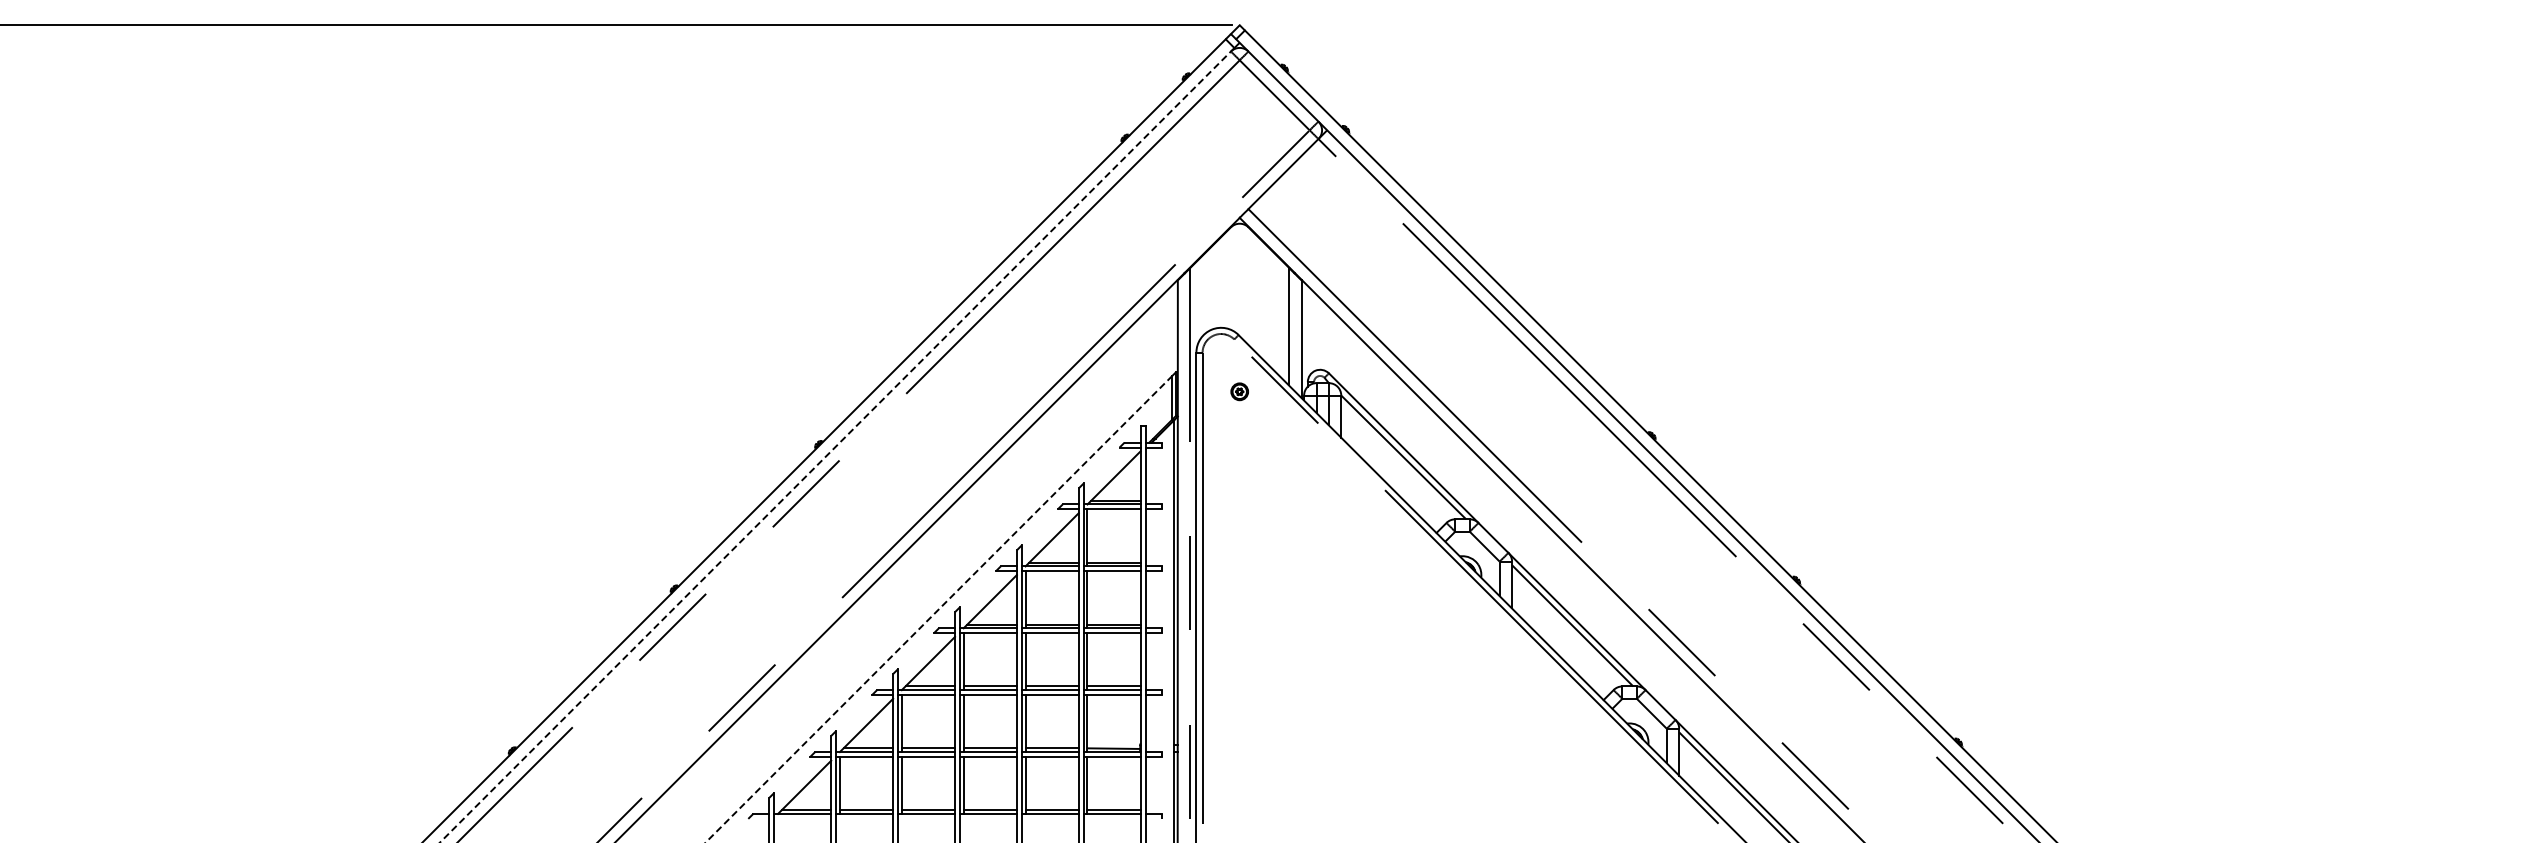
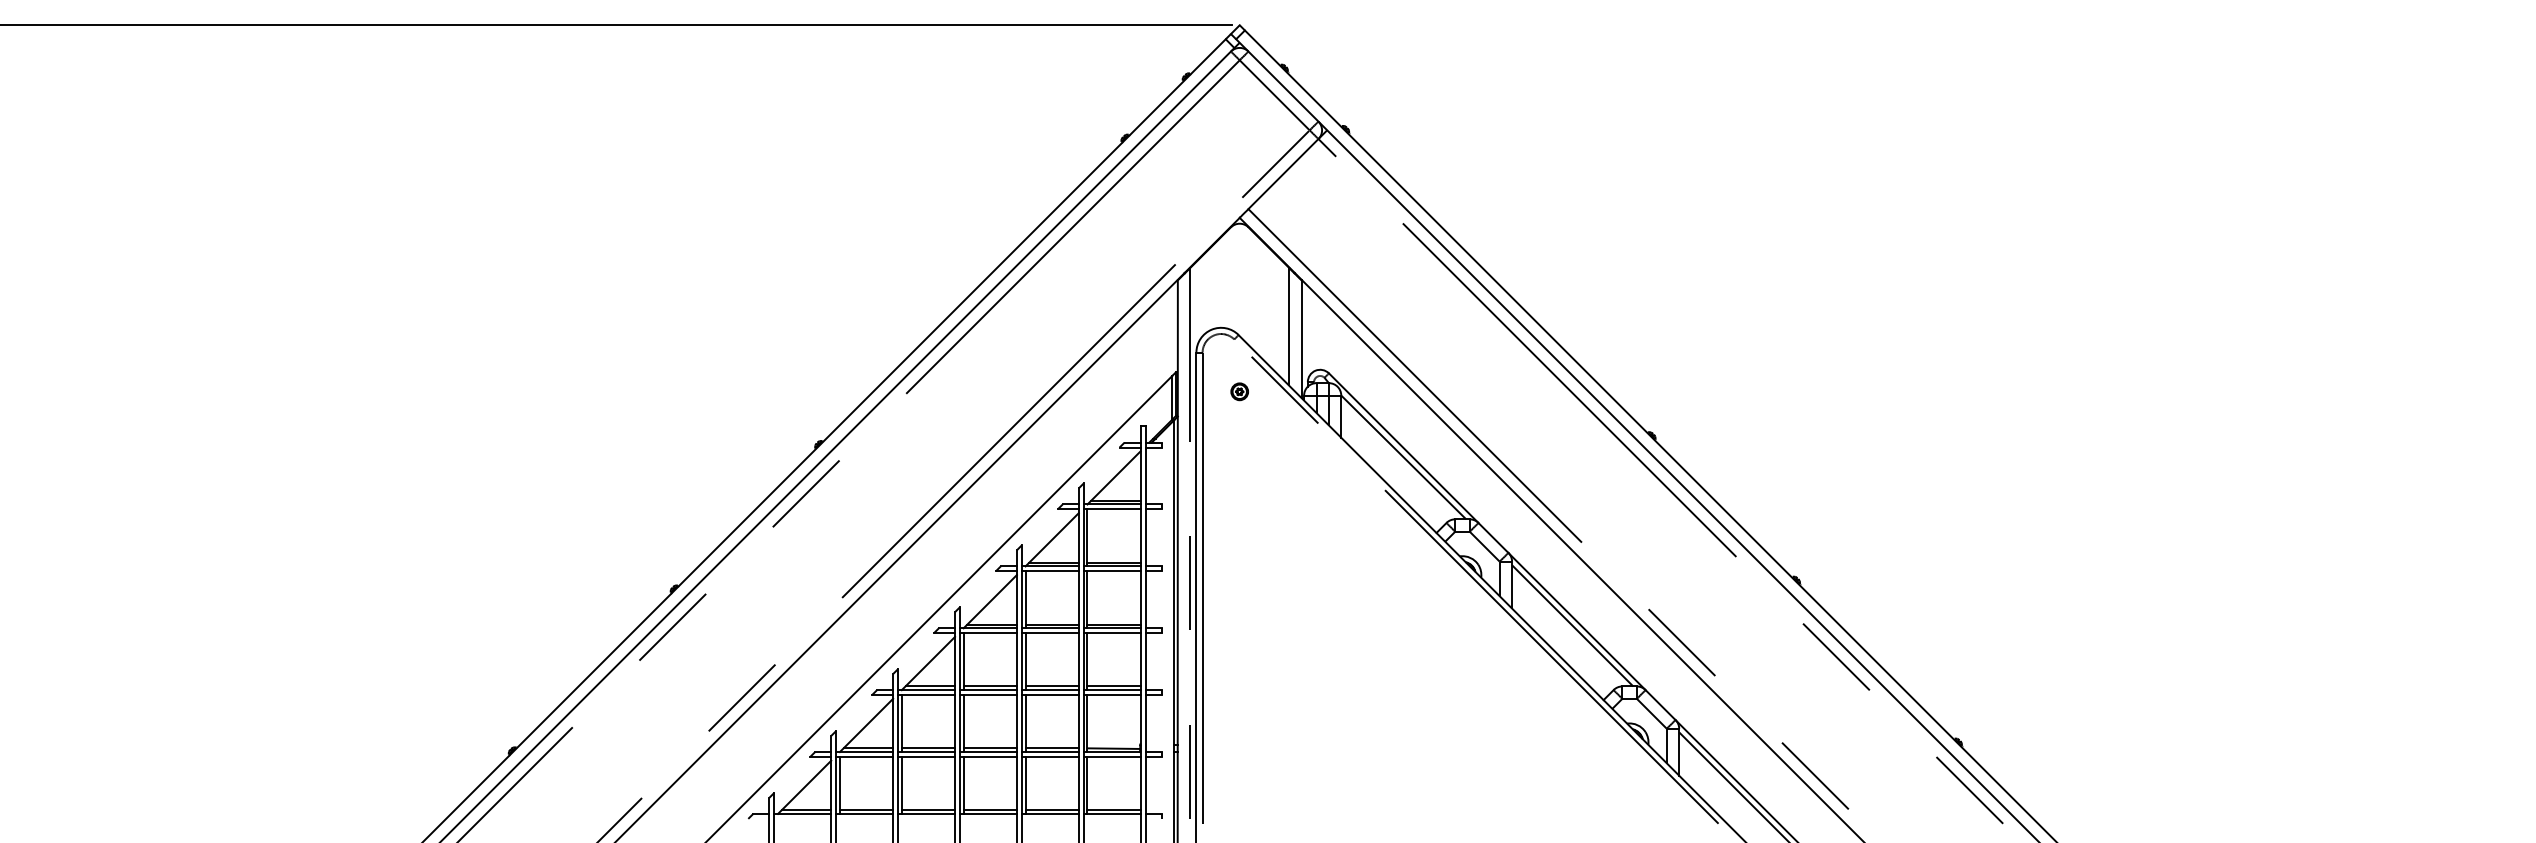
line: dashed -> solid (837, 445)
line: dashed -> solid (939, 609)
